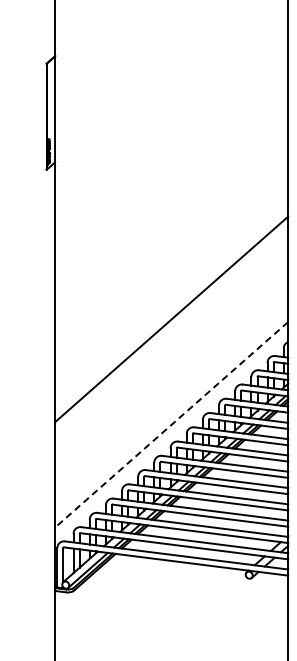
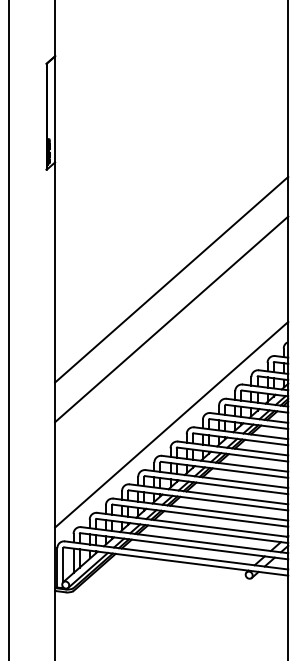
line: none -> present (171, 279)
line: none -> present (8, 329)
line: dashed -> solid (171, 425)
